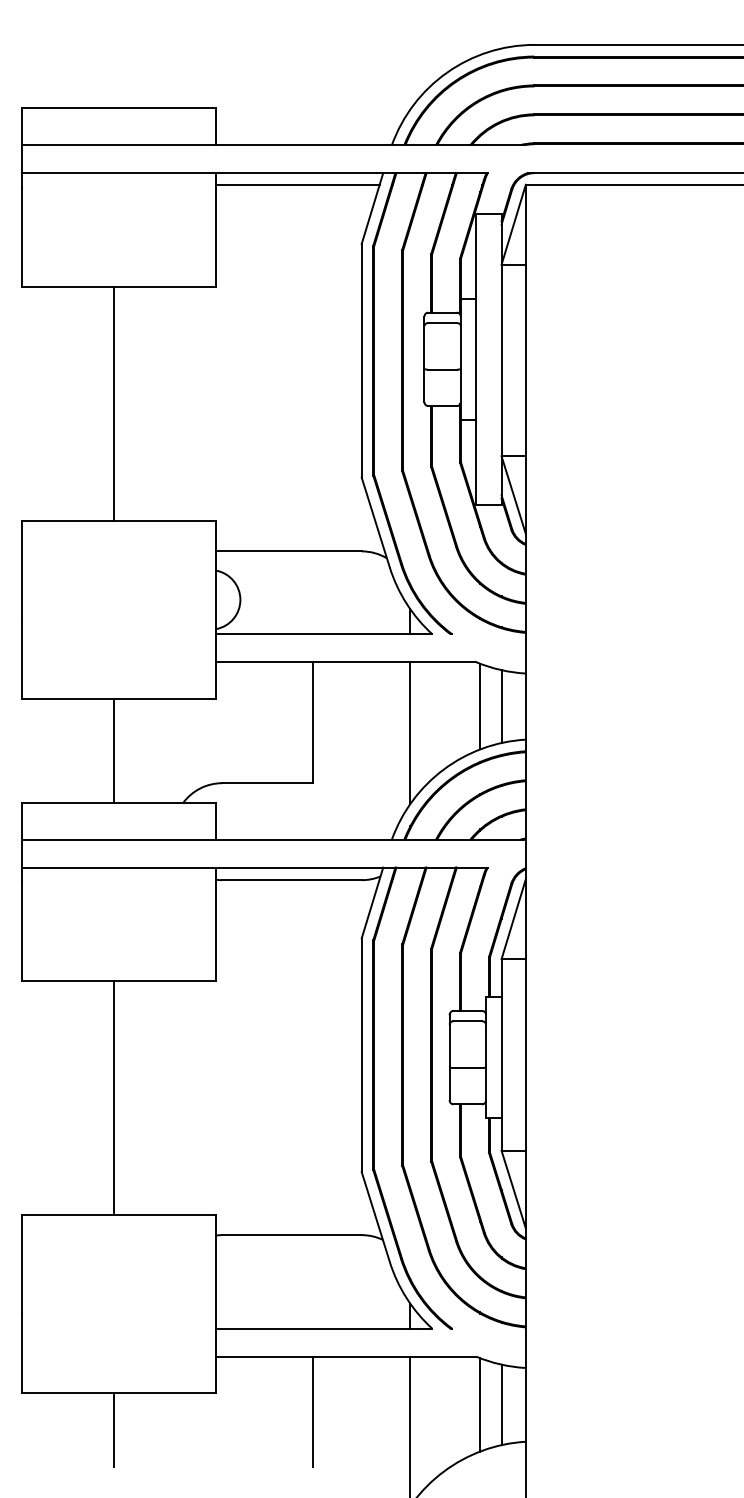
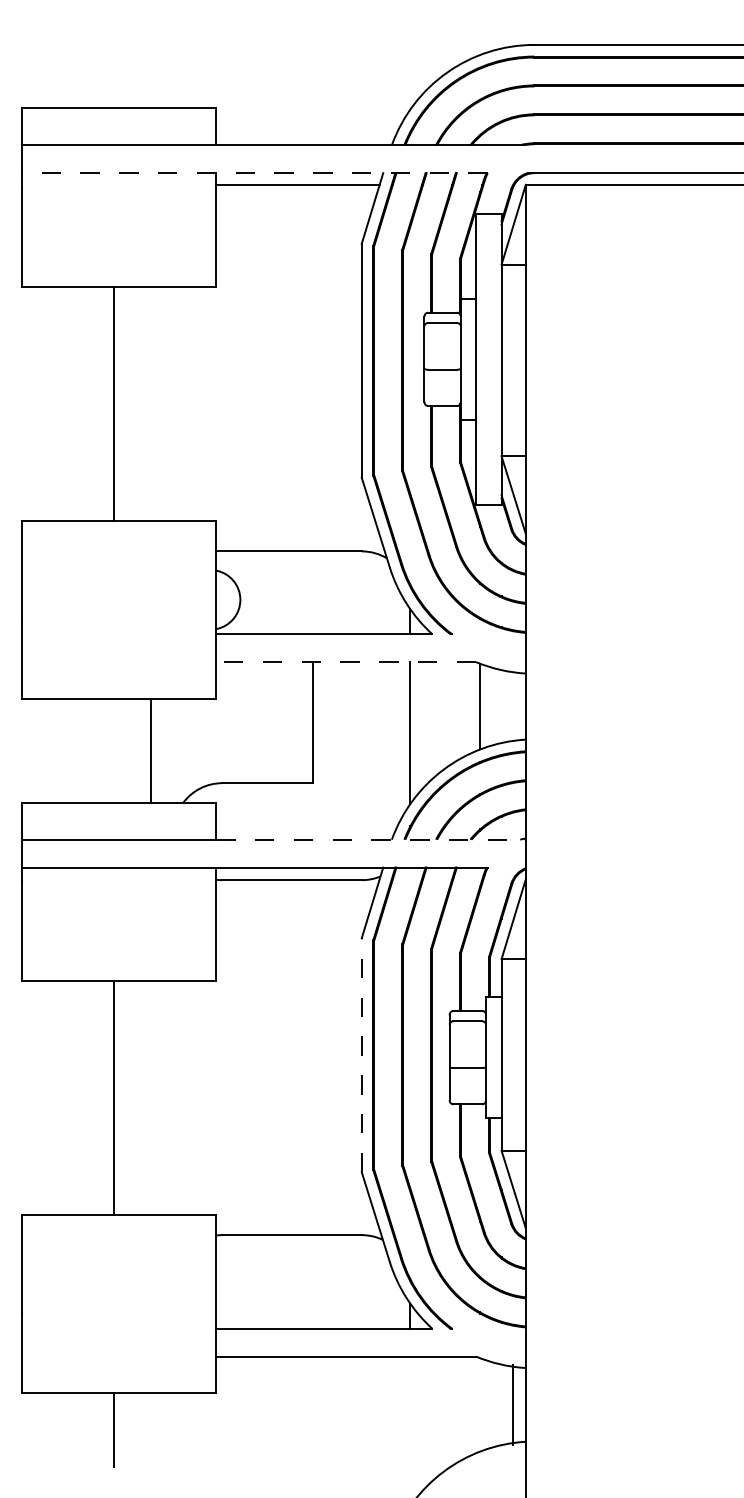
line: solid -> dashed (255, 173)
line: solid -> dashed (346, 662)
line: present -> none (501, 706)
line position: (113, 750) -> (150, 750) (150, 750)
line: solid -> dashed (370, 839)
line: solid -> dashed (361, 1055)
line: present -> none (480, 1404)
line position: (501, 1404) -> (512, 1404) (512, 1404)
line: present -> none (313, 1411)
line: present -> none (410, 1425)
